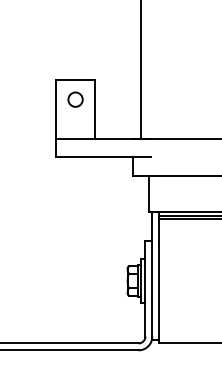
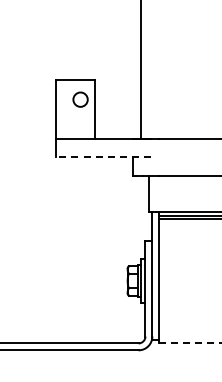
circle position: (75, 99) -> (80, 99) (80, 99)
line: solid -> dashed (103, 157)
line: solid -> dashed (190, 342)
